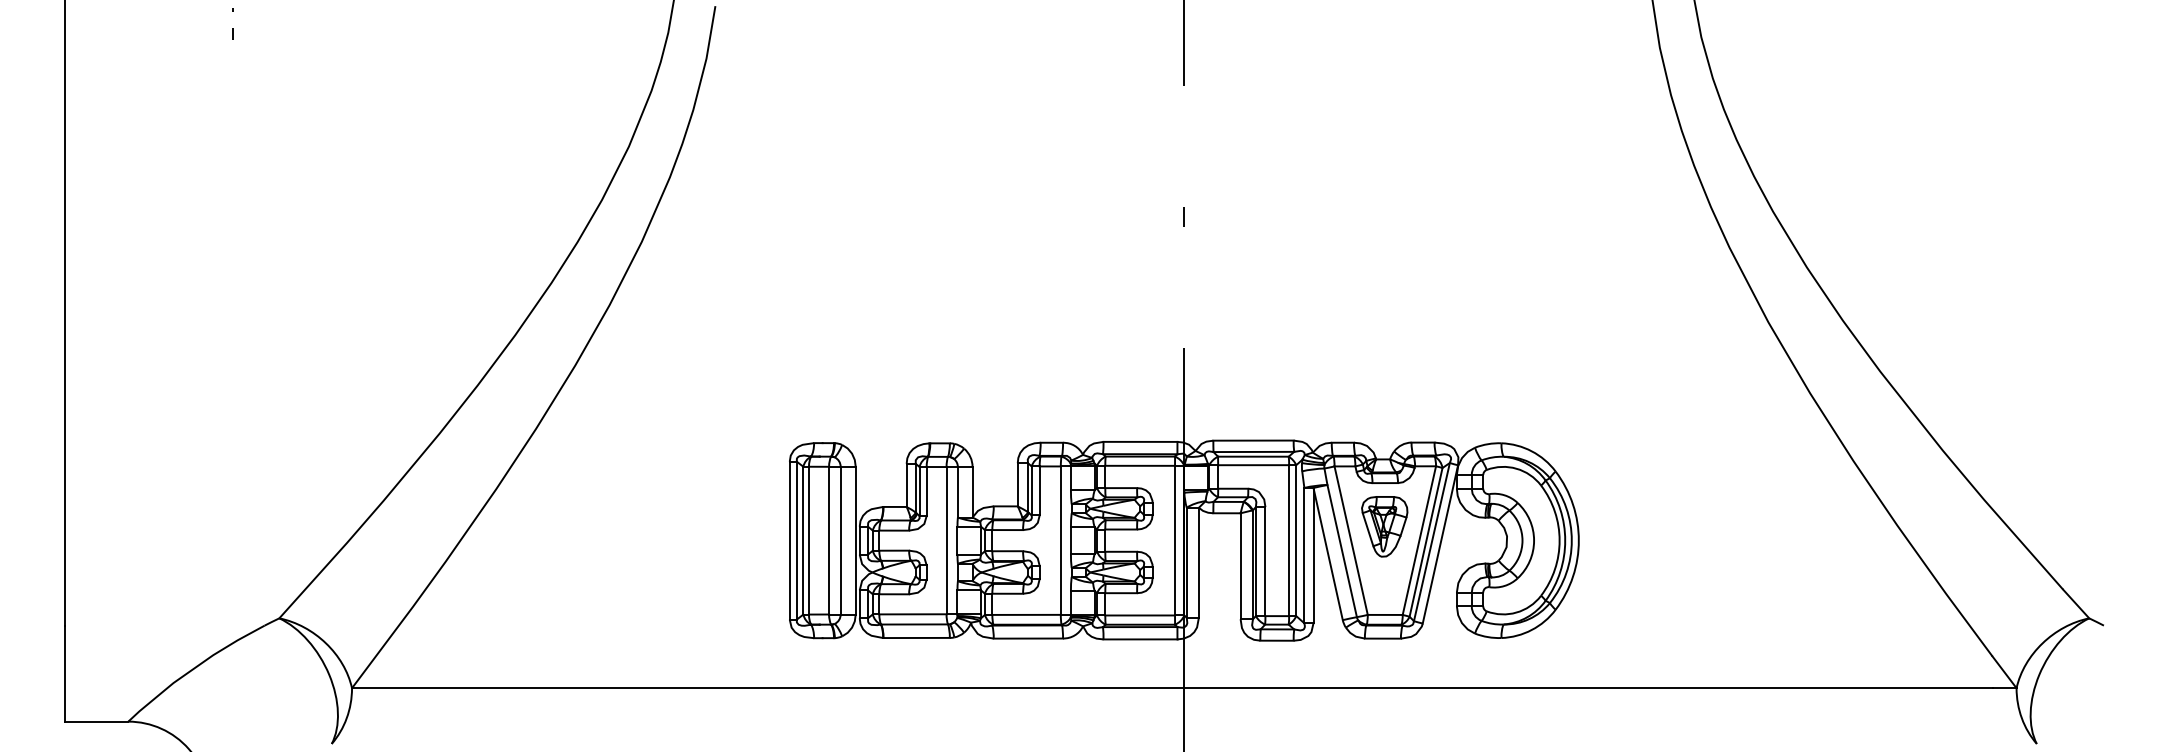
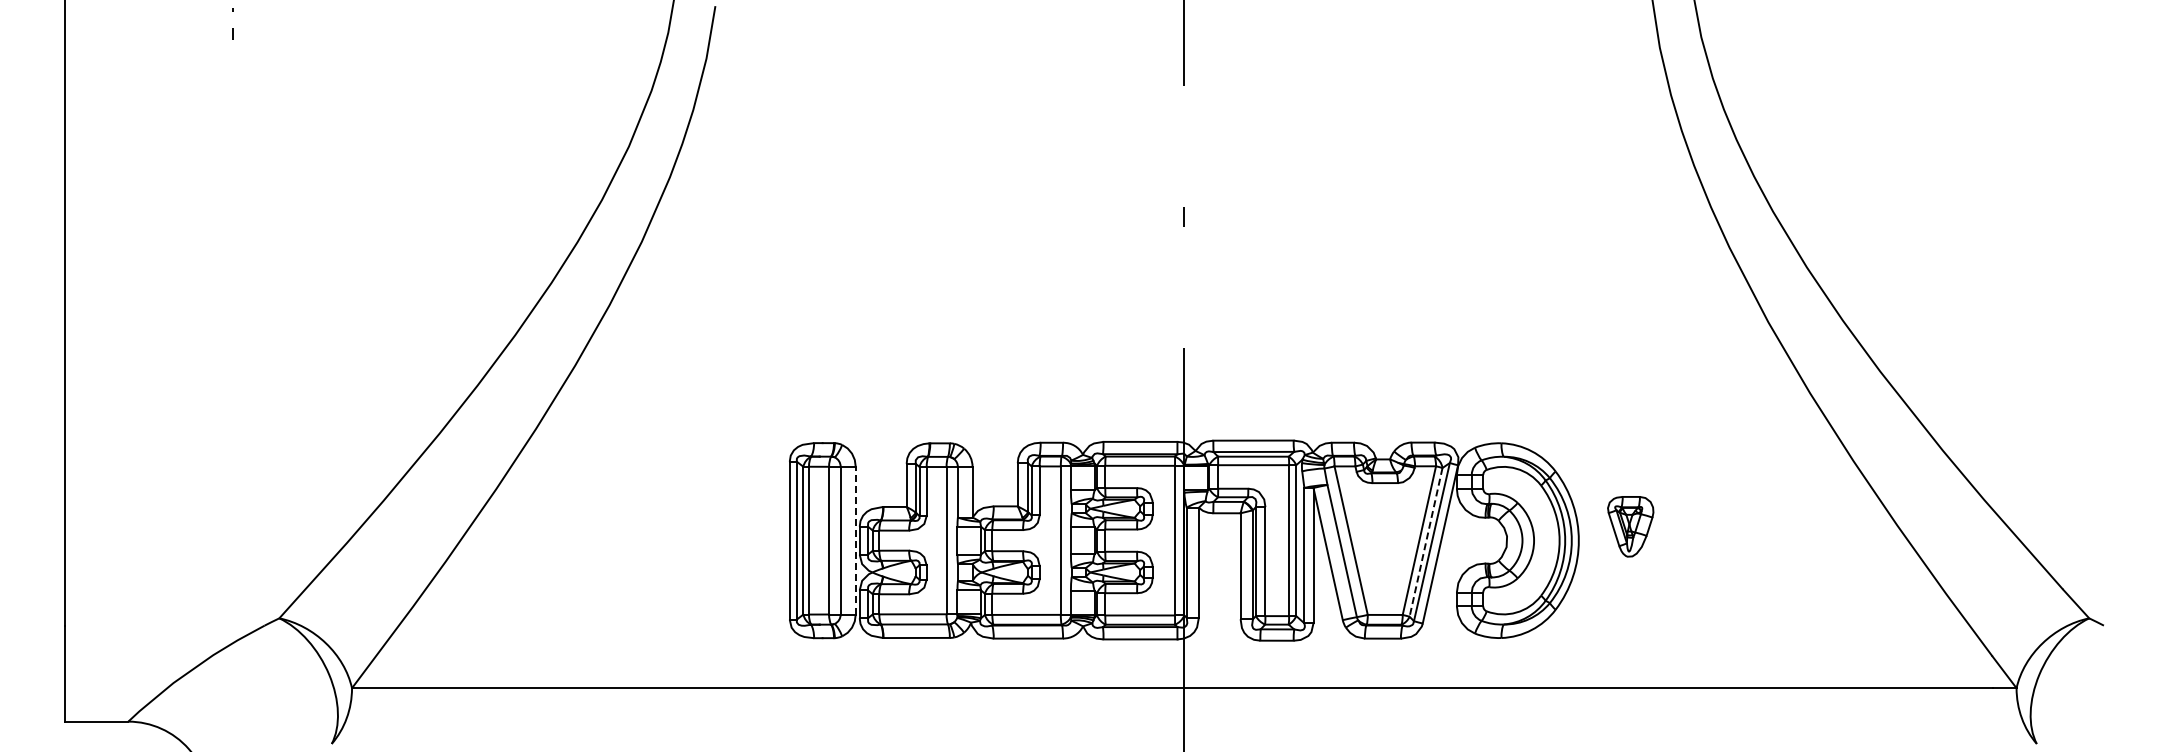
part position: (1384, 526) -> (1630, 526) (1630, 526)
line: solid -> dashed (855, 540)
line: solid -> dashed (1425, 542)
